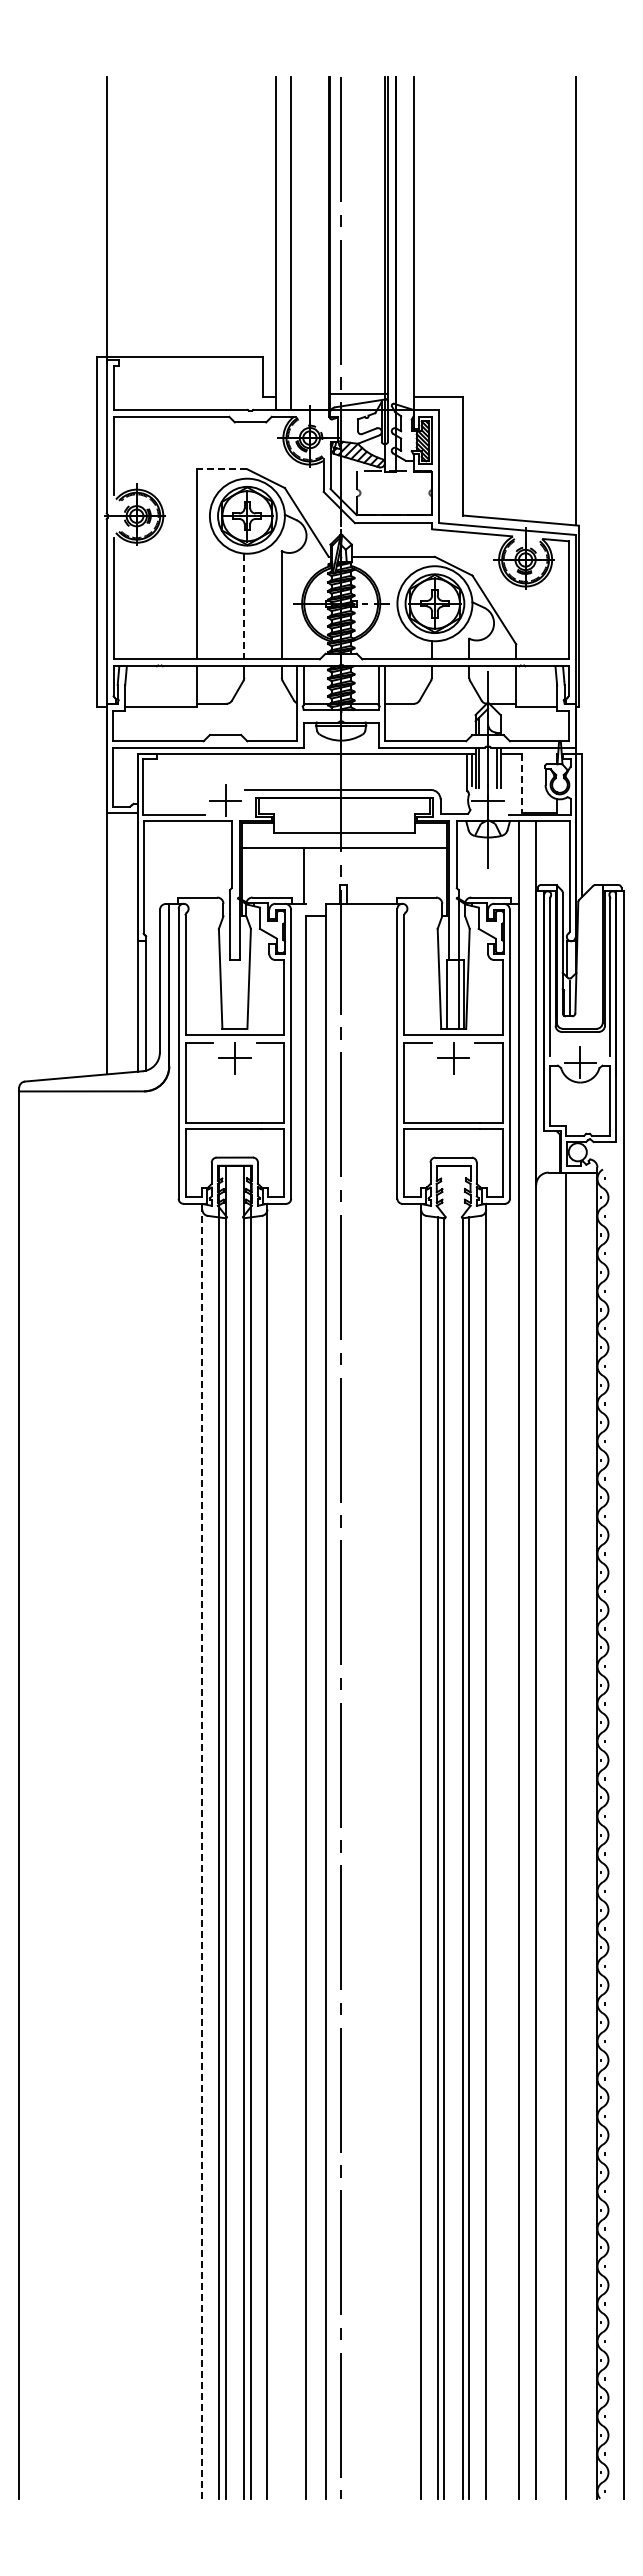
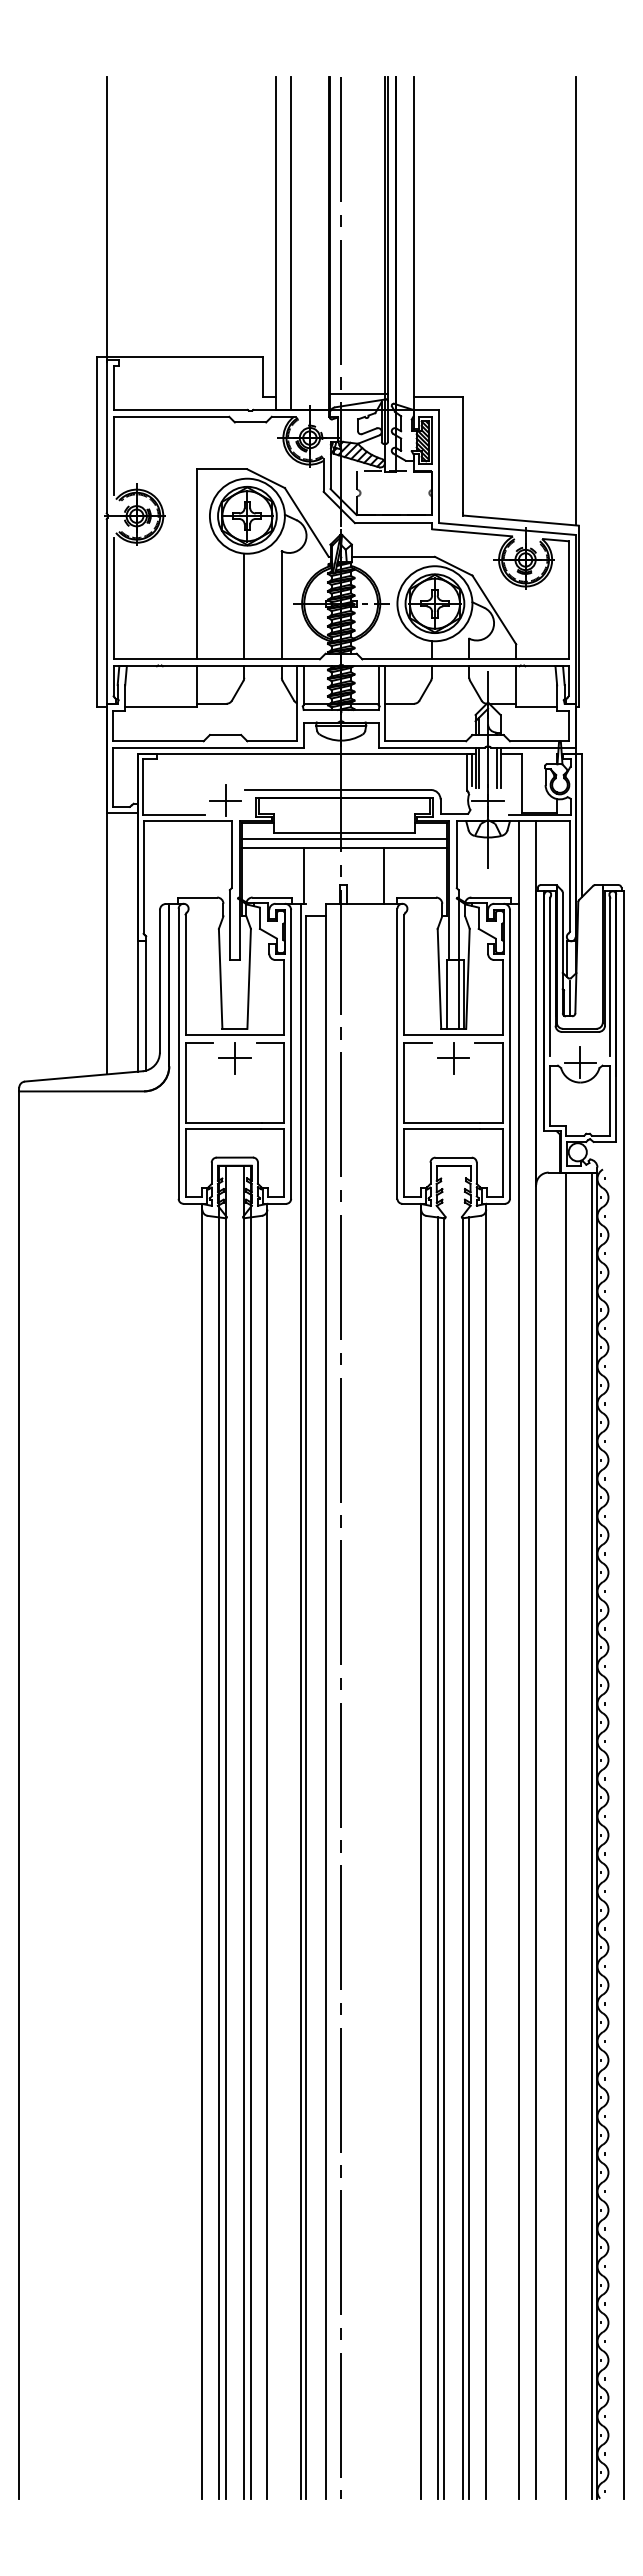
line: dashed -> solid (221, 469)
line: dashed -> solid (244, 606)
line: dashed -> solid (522, 783)
line: none -> present (343, 838)
line: none -> present (384, 875)
line: none -> present (300, 1700)
line: none -> present (592, 1835)
line: dashed -> solid (202, 1851)
